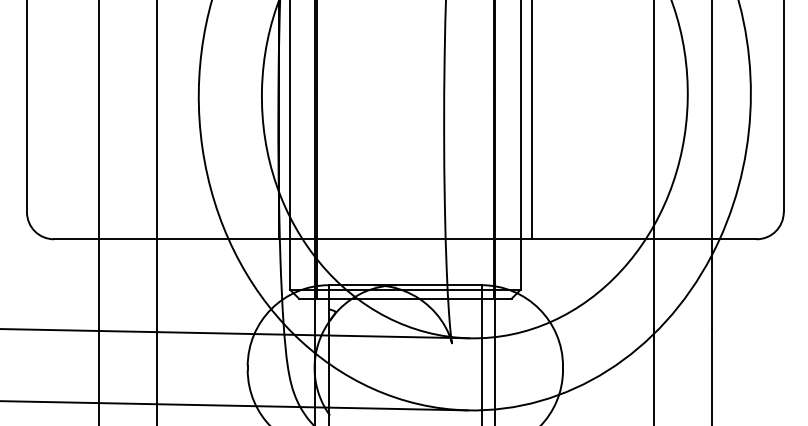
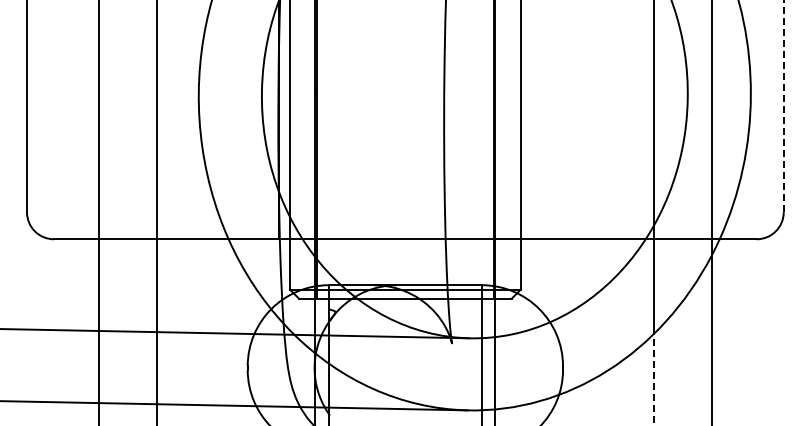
line: solid -> dashed (783, 106)
line: present -> none (531, 120)
line: solid -> dashed (654, 377)
